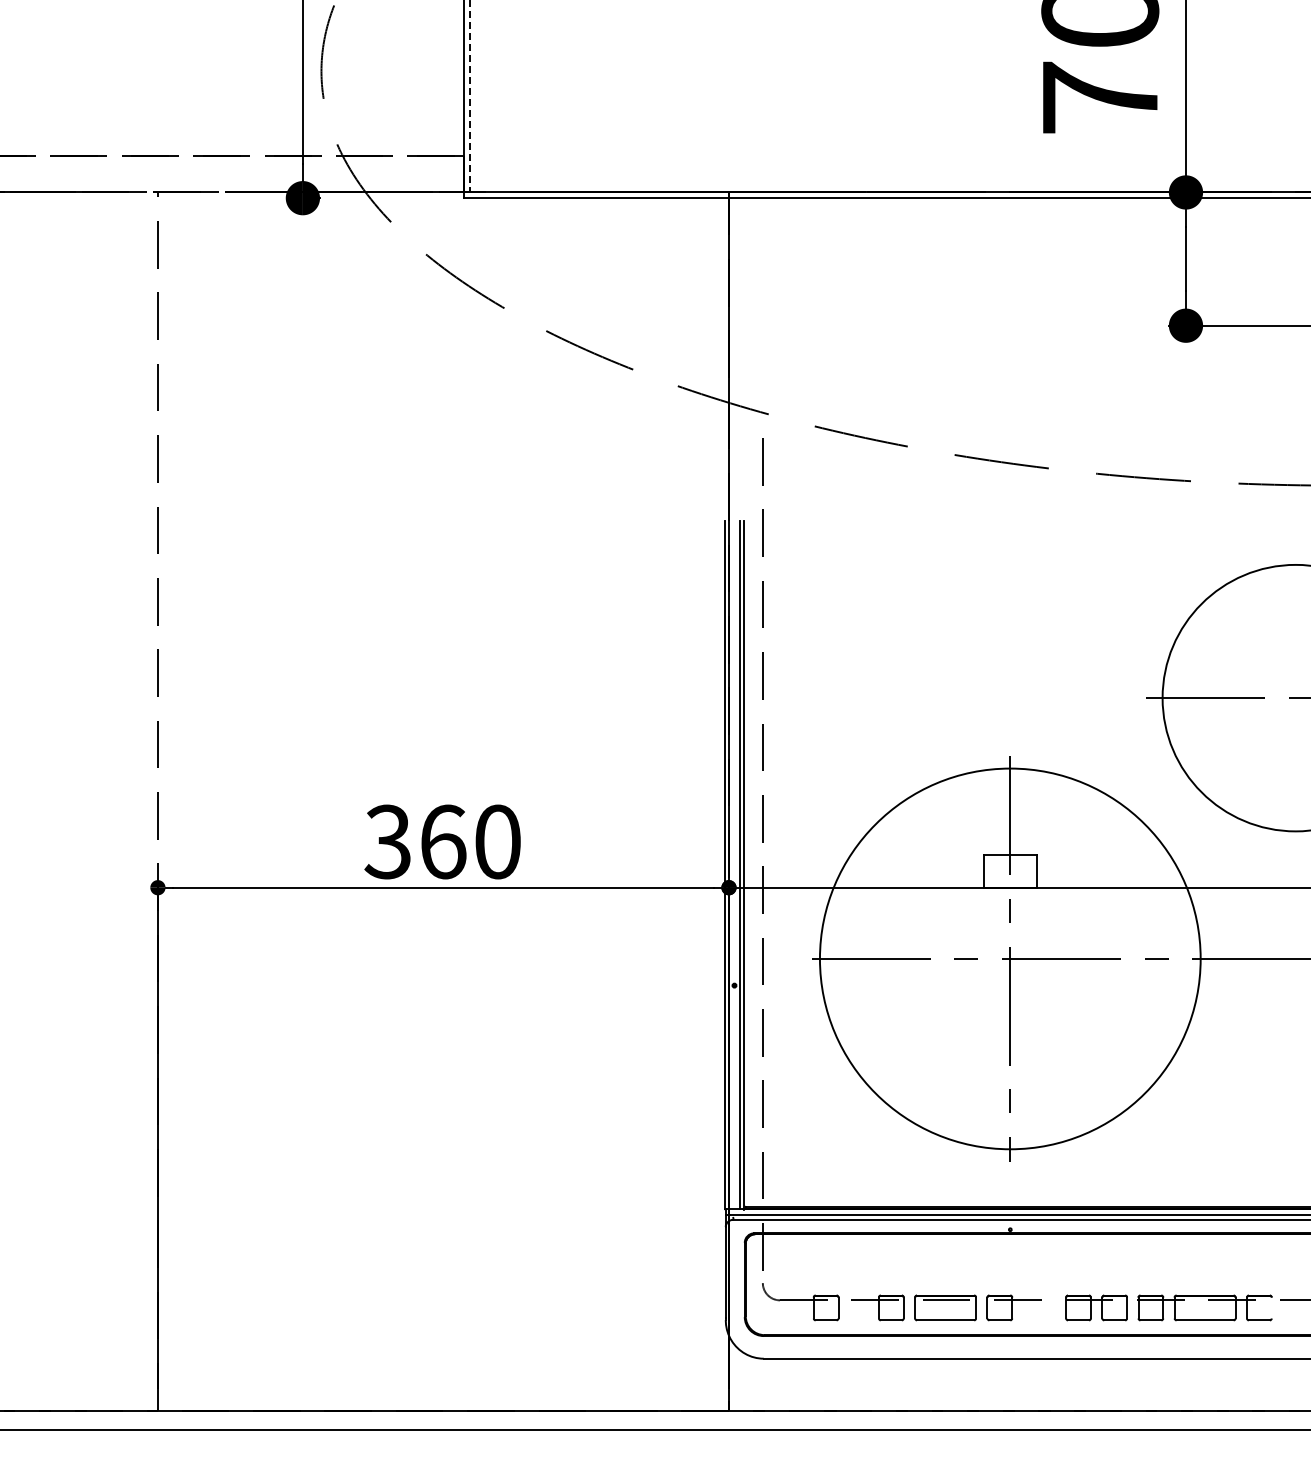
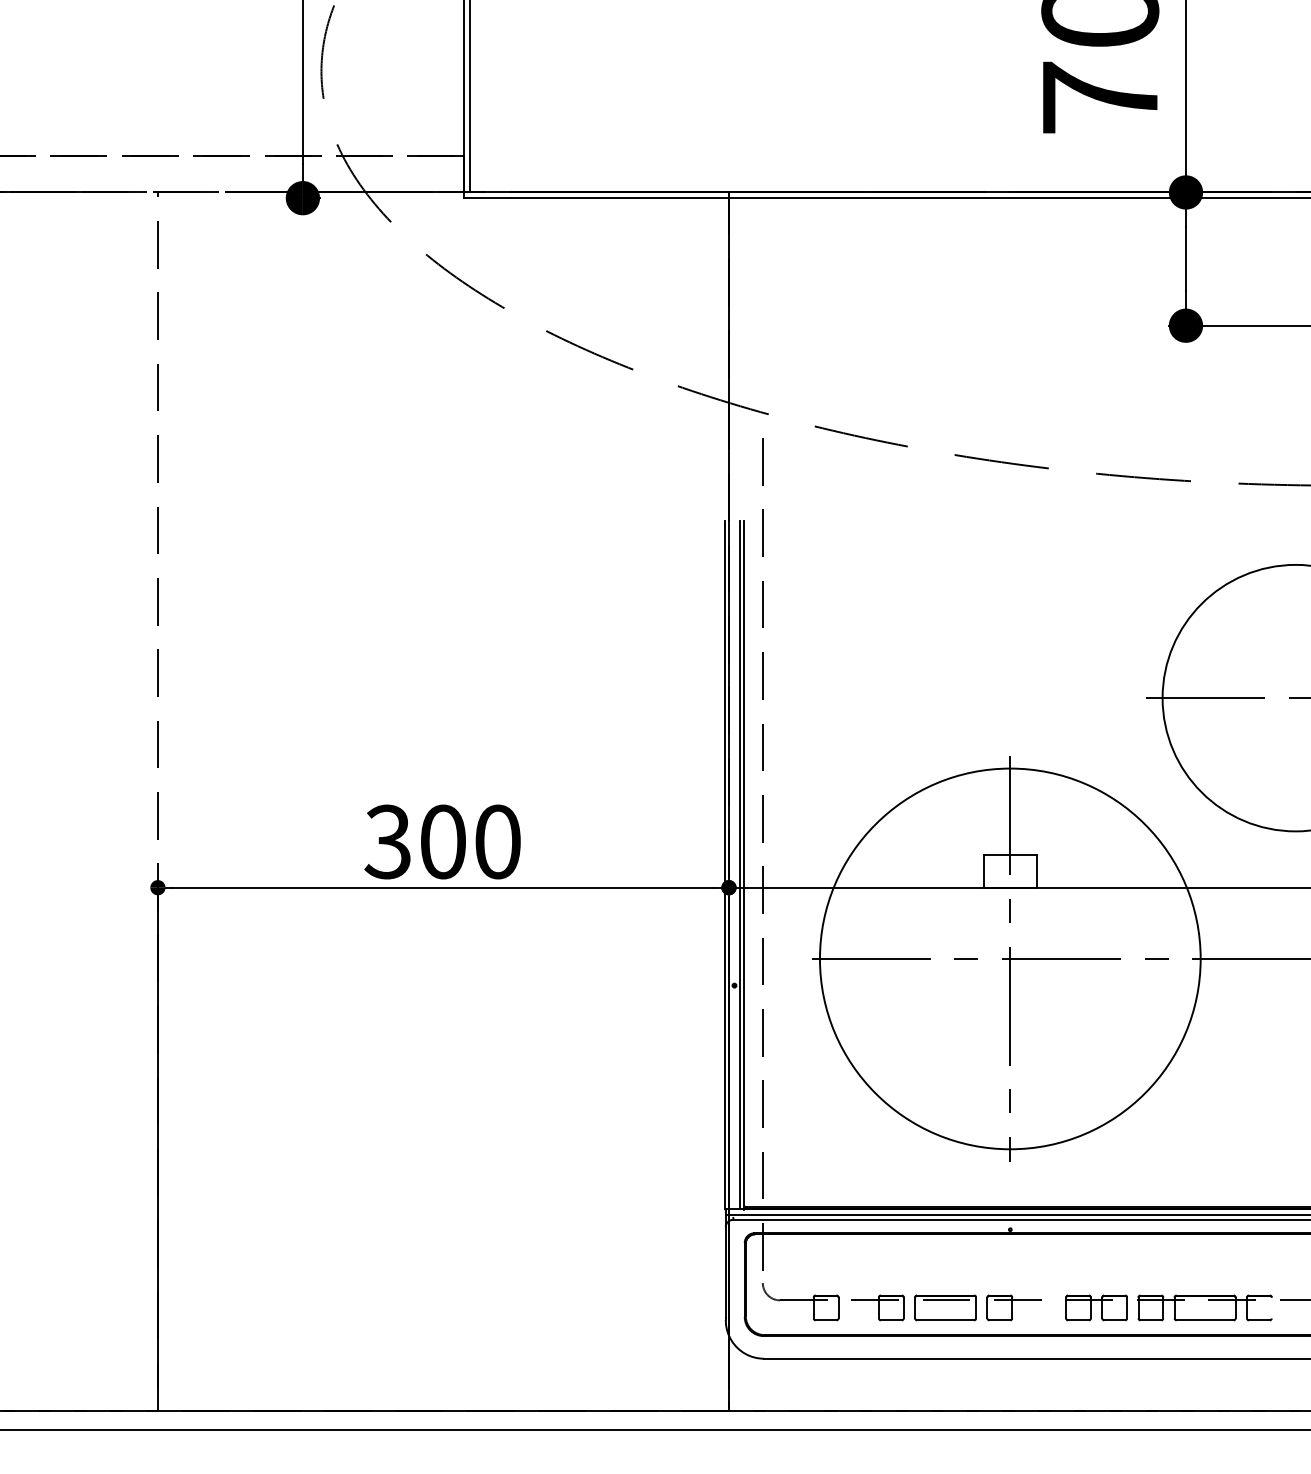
line: dashed -> solid (470, 96)
text: 360 -> 300 (443, 841)
